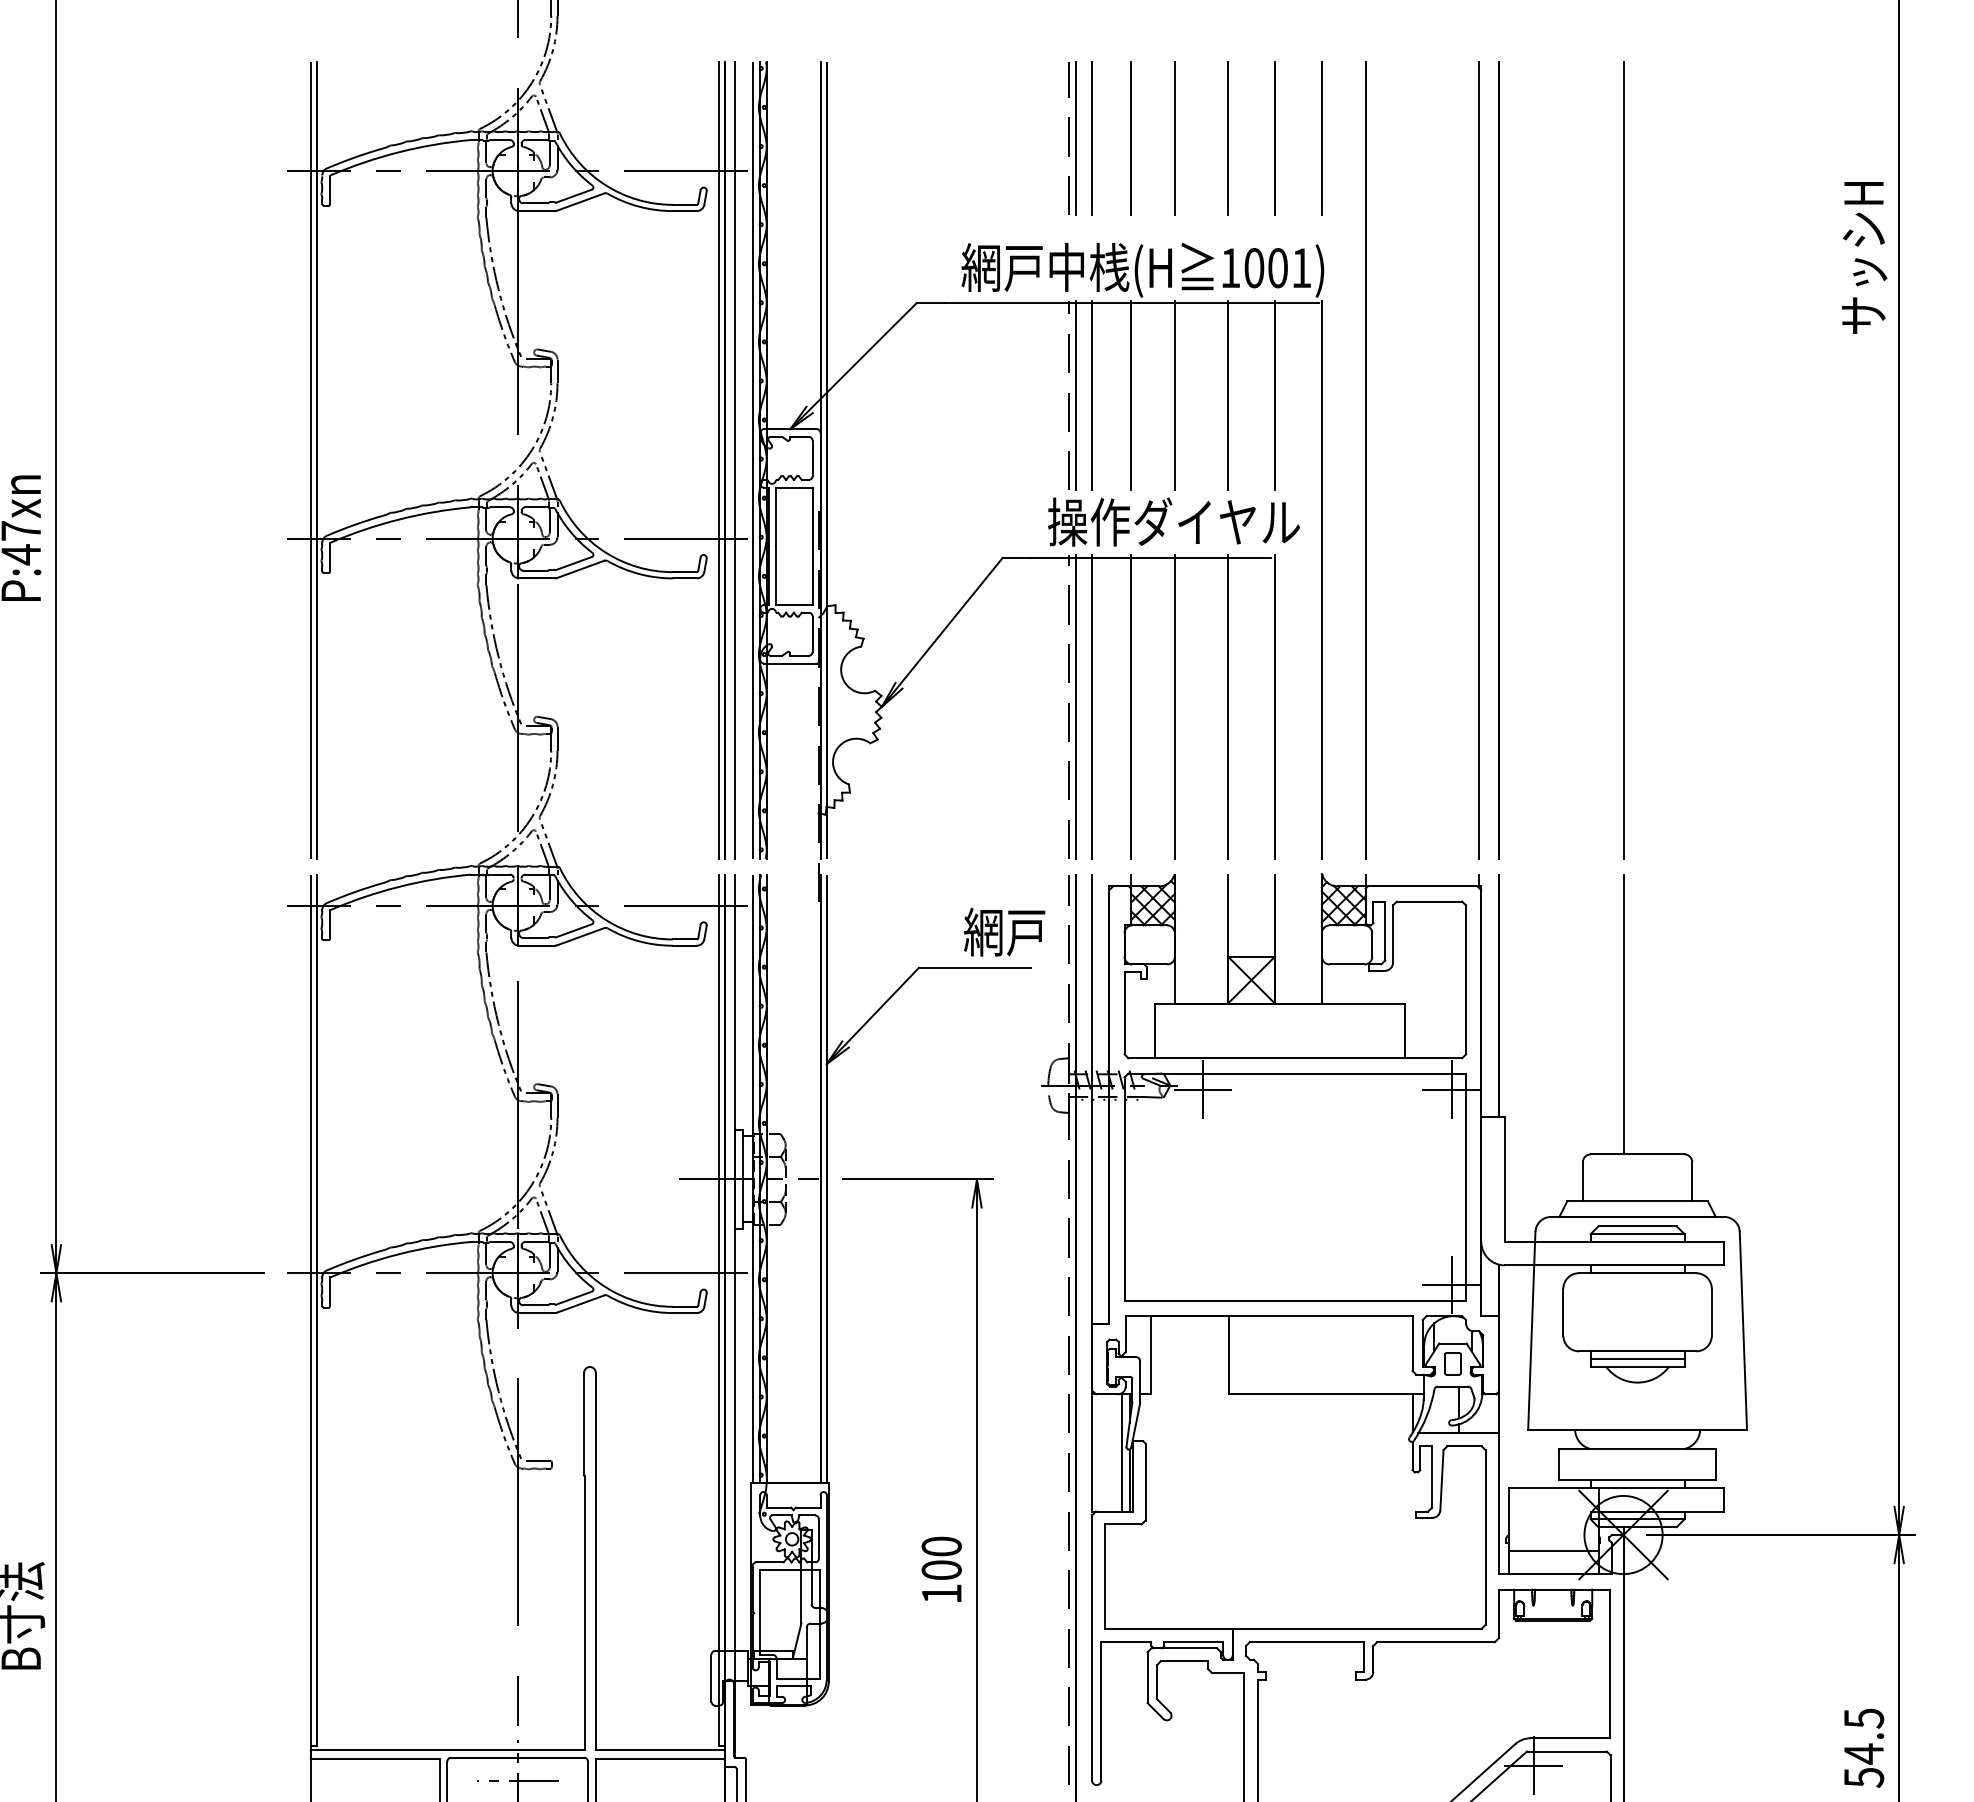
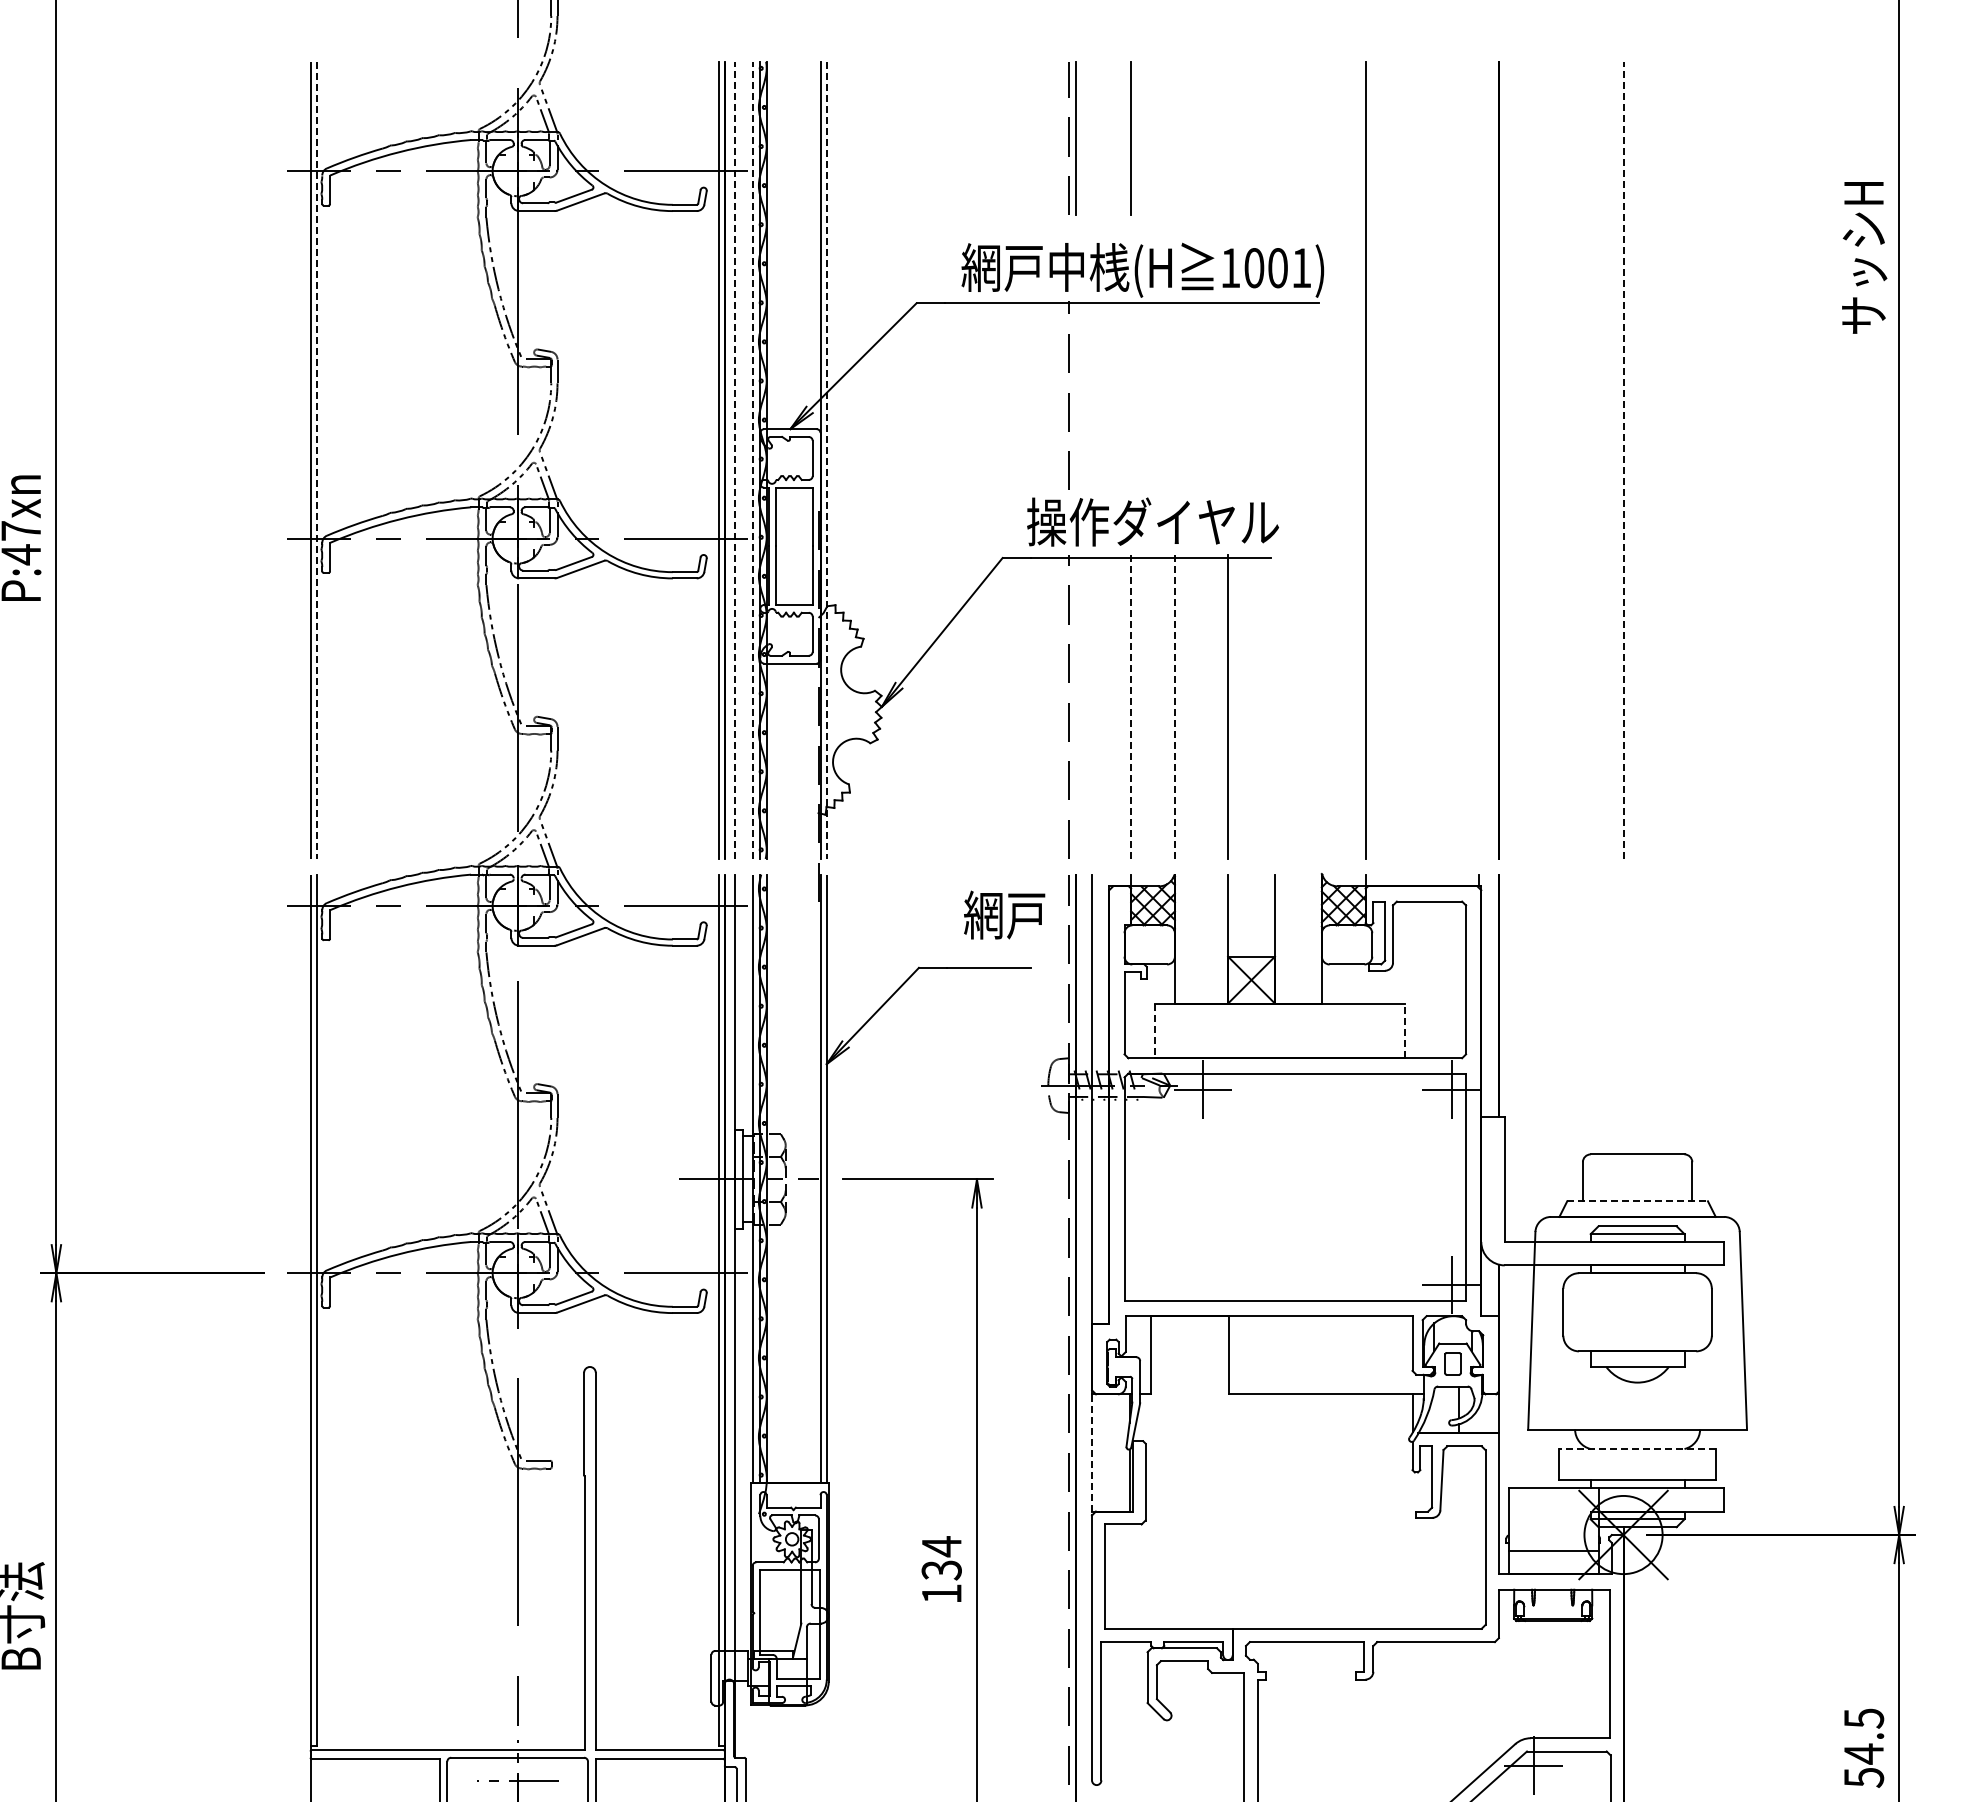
line: present -> none (1091, 138)
line: present -> none (1174, 138)
line: present -> none (1228, 138)
line: present -> none (1274, 138)
line: present -> none (1321, 138)
line: present -> none (1076, 395)
line: present -> none (1092, 395)
line: present -> none (1131, 395)
line: present -> none (1174, 395)
line: present -> none (1228, 395)
line: present -> none (1274, 395)
line: present -> none (1478, 459)
line: solid -> dashed (316, 460)
line: solid -> dashed (734, 460)
line: solid -> dashed (752, 460)
line: solid -> dashed (826, 460)
line: solid -> dashed (1623, 460)
text position: (1173, 521) -> (1152, 521) (1152, 521)
line: present -> none (1321, 579)
line: present -> none (1076, 706)
line: present -> none (1092, 706)
line: present -> none (1274, 706)
line: solid -> dashed (1131, 707)
line: solid -> dashed (1174, 707)
text position: (1004, 931) -> (1004, 914) (1004, 914)
line: present -> none (1623, 1014)
line: solid -> dashed (1404, 1030)
line: solid -> dashed (1154, 1031)
line: solid -> dashed (1638, 1201)
line: present -> none (1637, 1359)
line: solid -> dashed (1637, 1449)
line: solid -> dashed (1092, 1452)
line: present -> none (1121, 1452)
text: 100 -> 134 (941, 1558)
